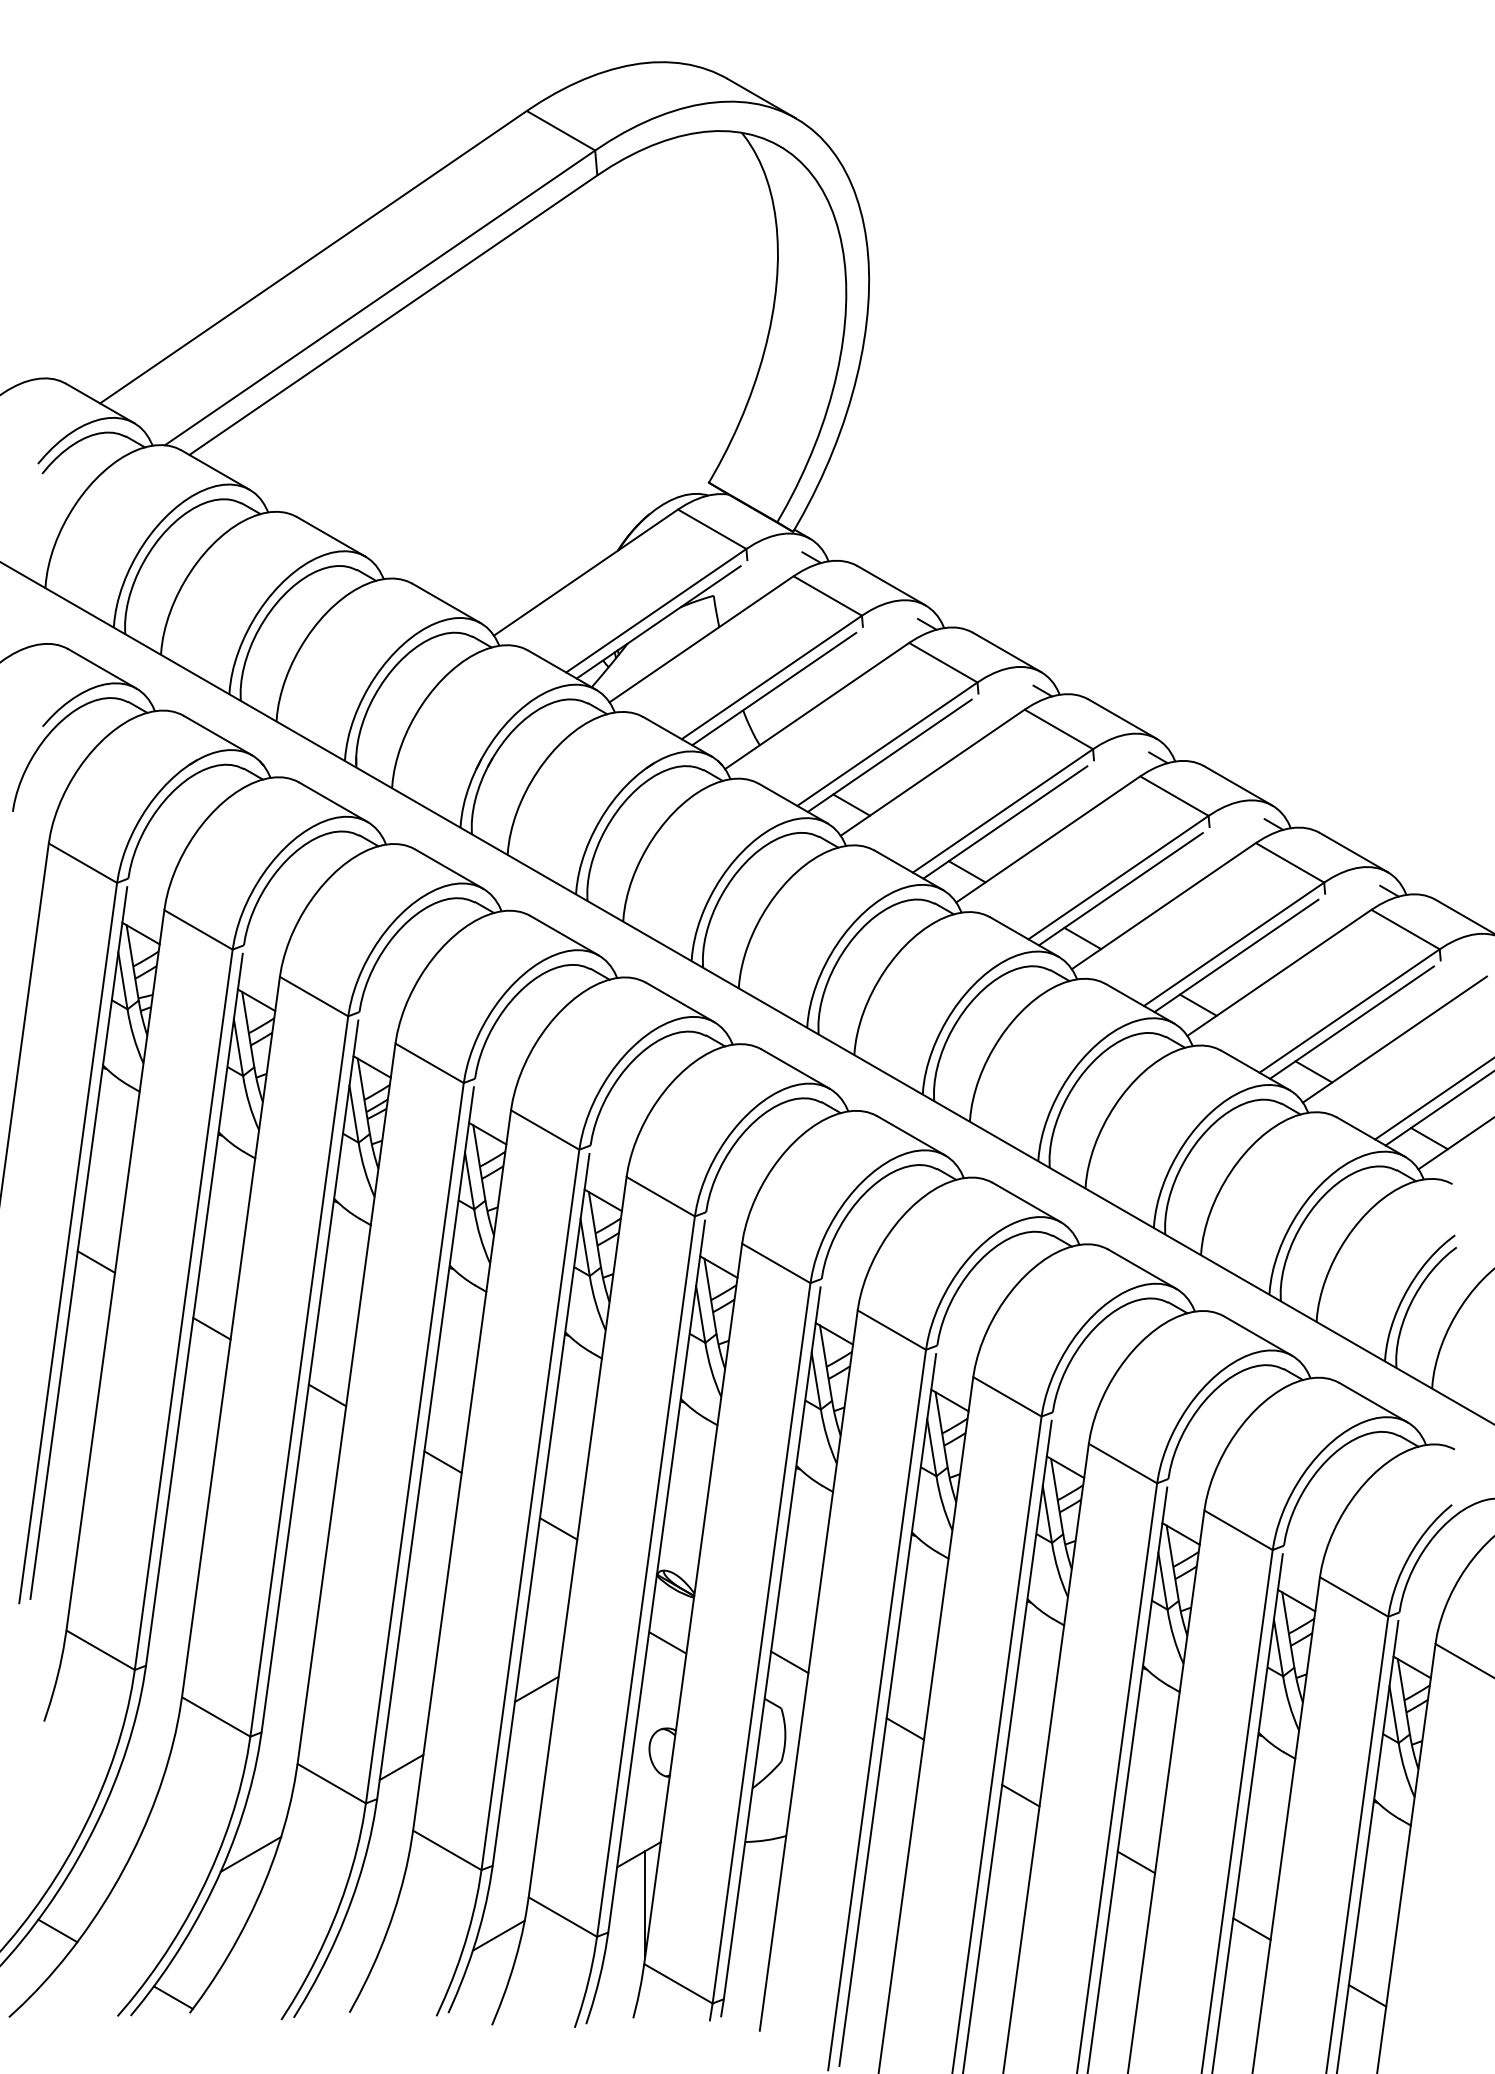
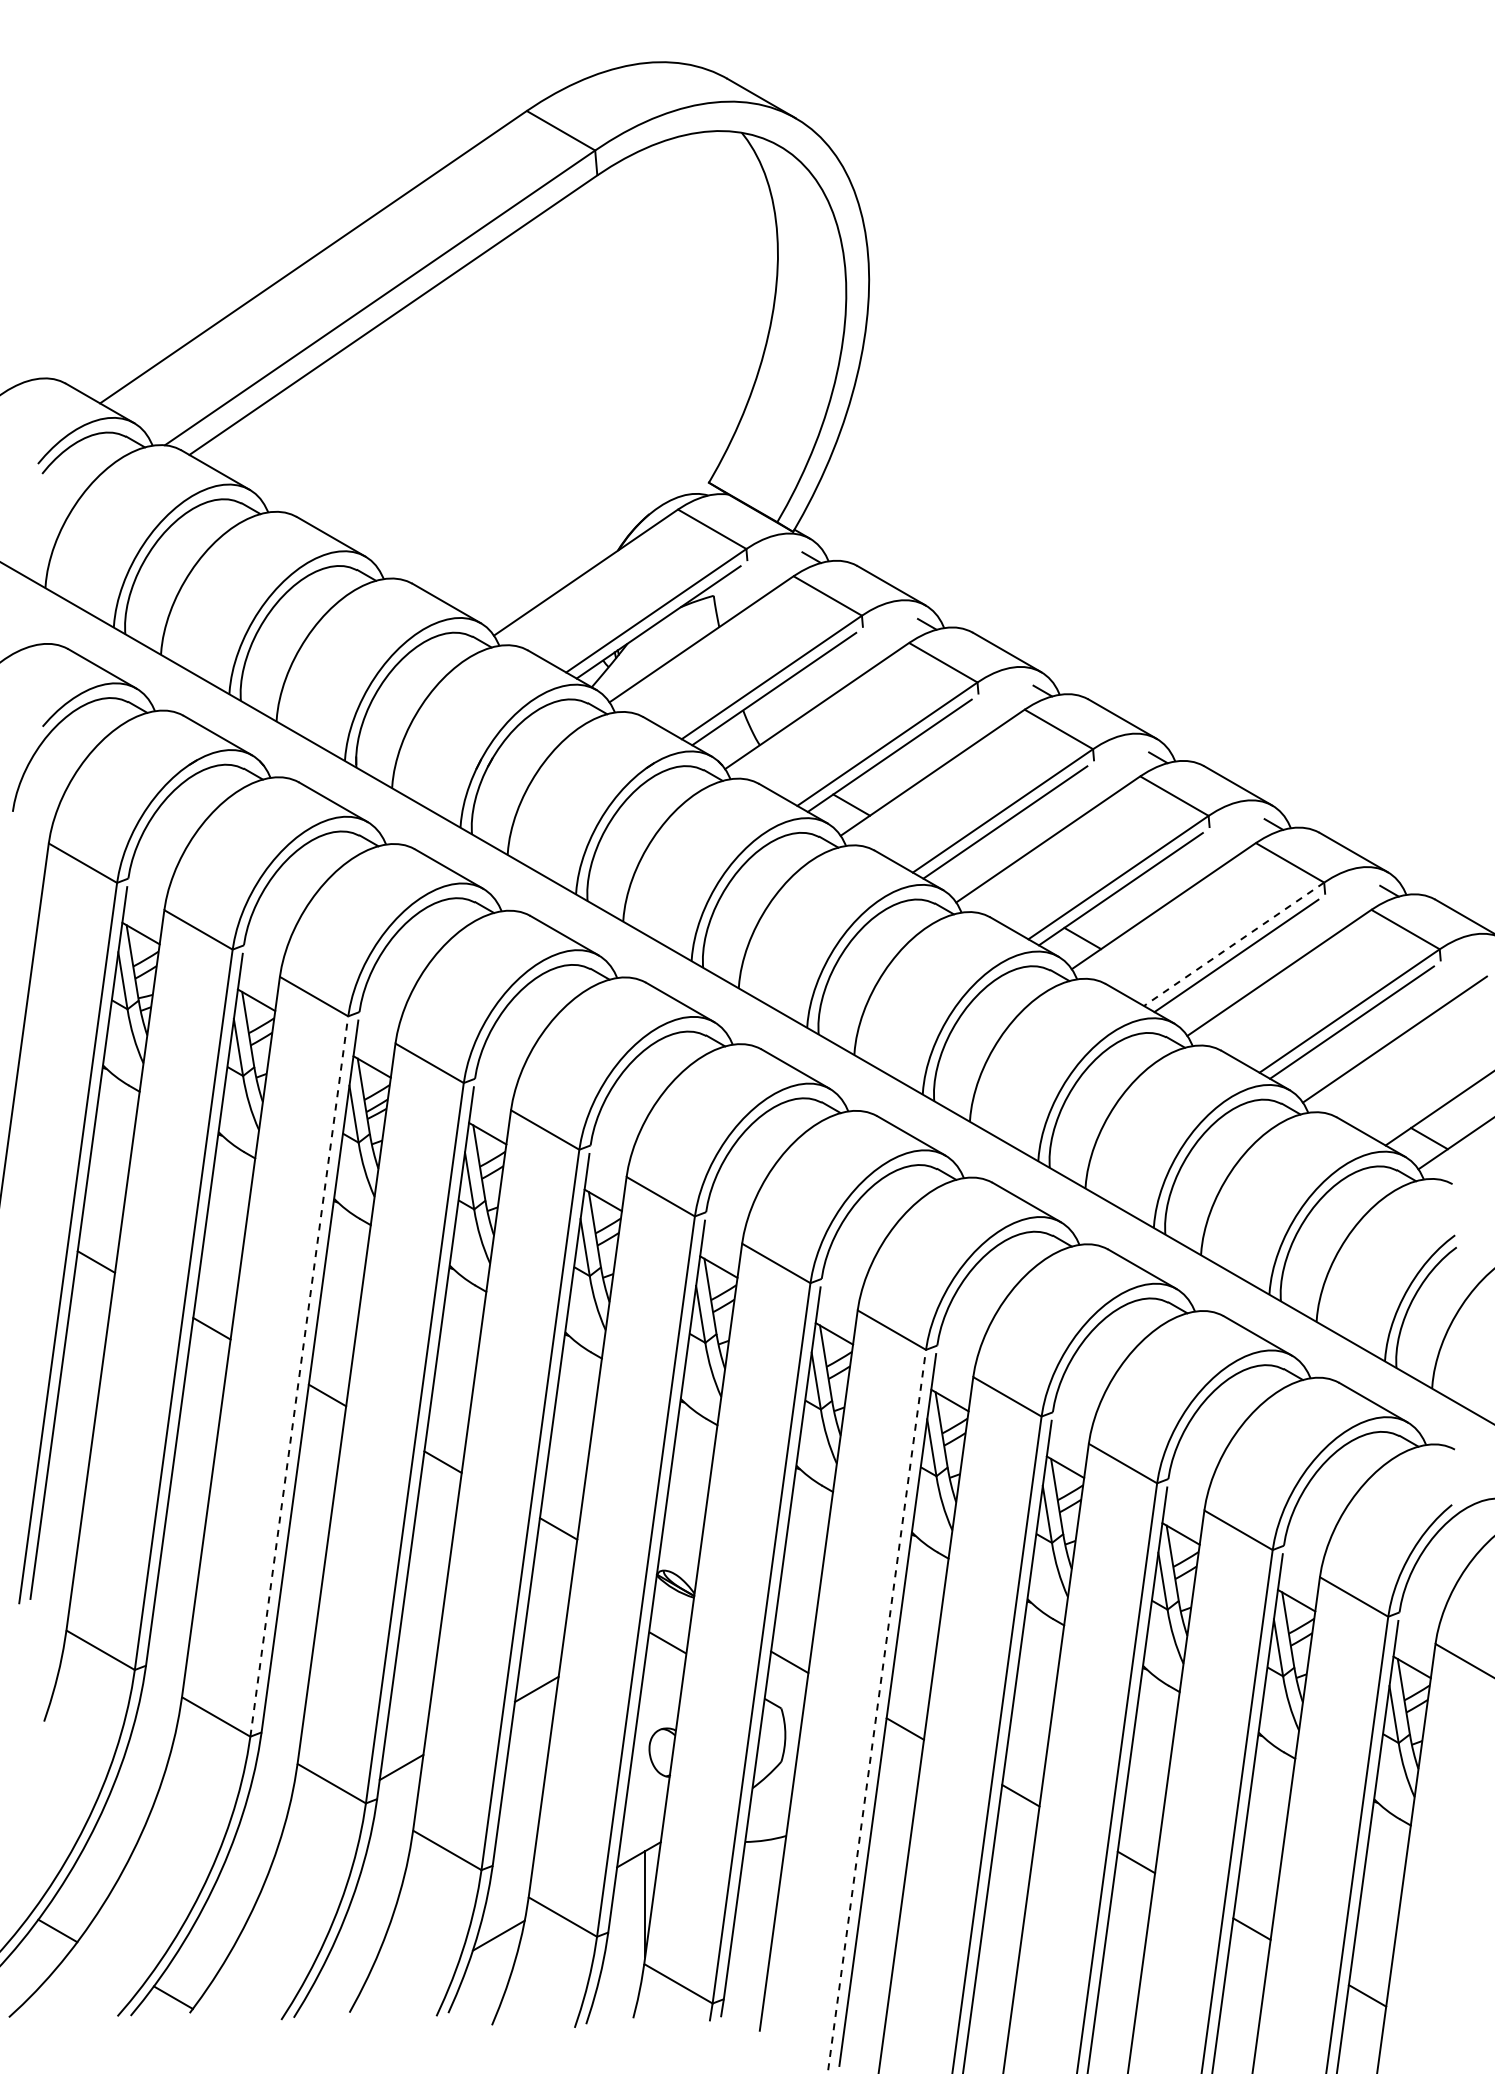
line: present -> none (966, 871)
line: solid -> dashed (1233, 944)
line: present -> none (1197, 1004)
line: present -> none (1313, 1071)
line: present -> none (1433, 1099)
line: solid -> dashed (299, 1376)
line: solid -> dashed (877, 1709)
line: present -> none (250, 1853)
